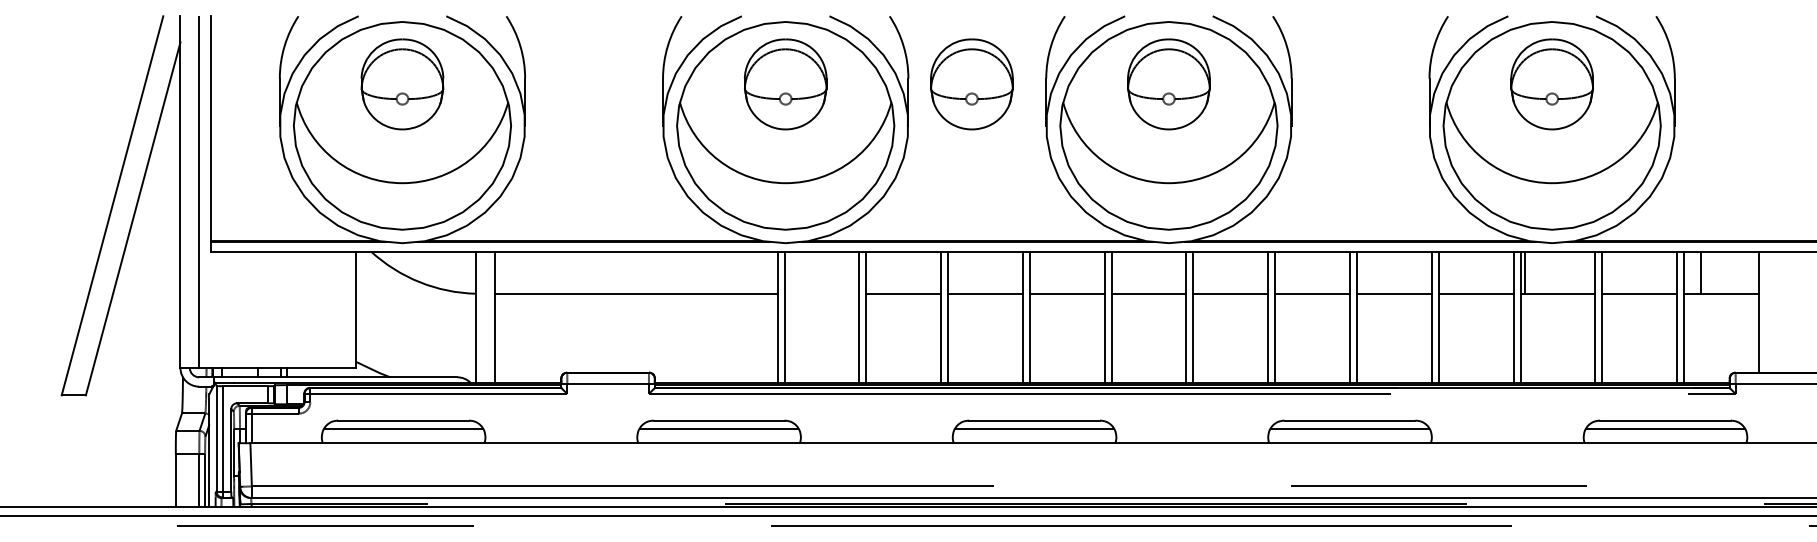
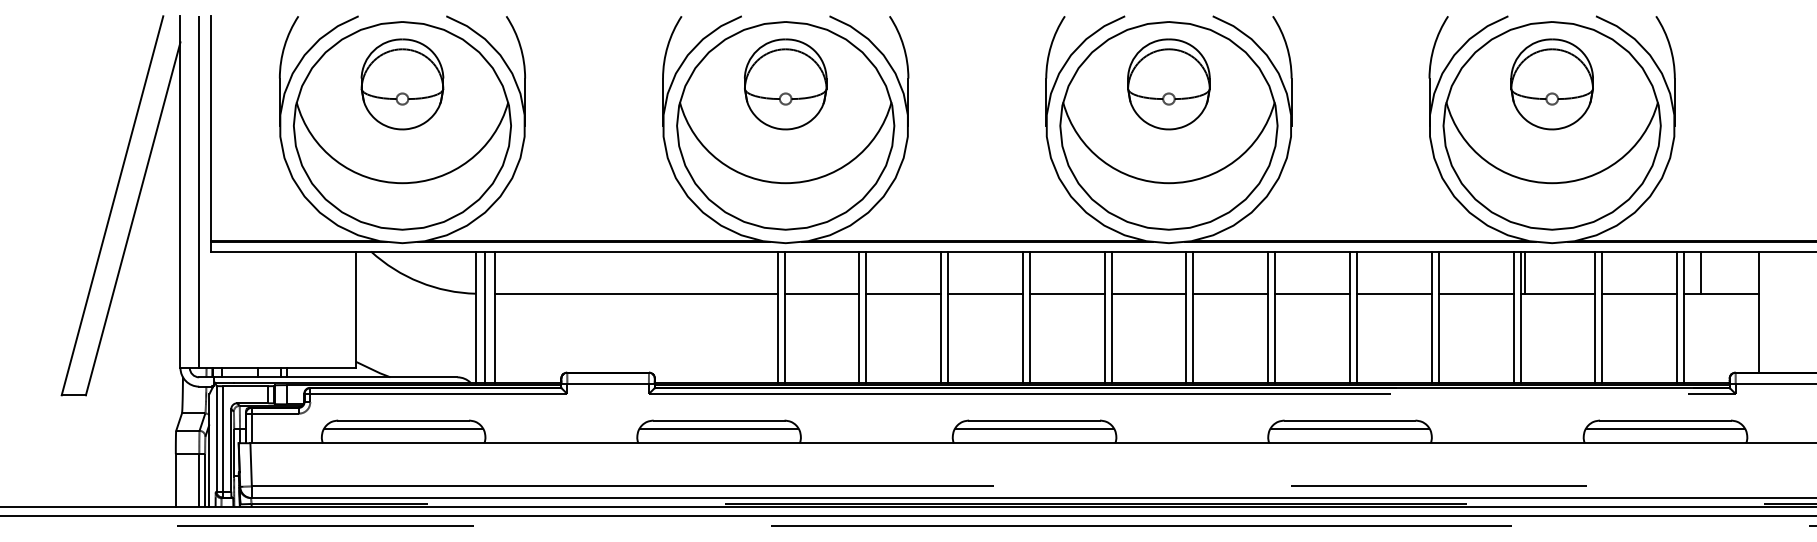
part: present -> none (971, 84)
line: none -> present (821, 293)
line: none -> present (485, 316)
